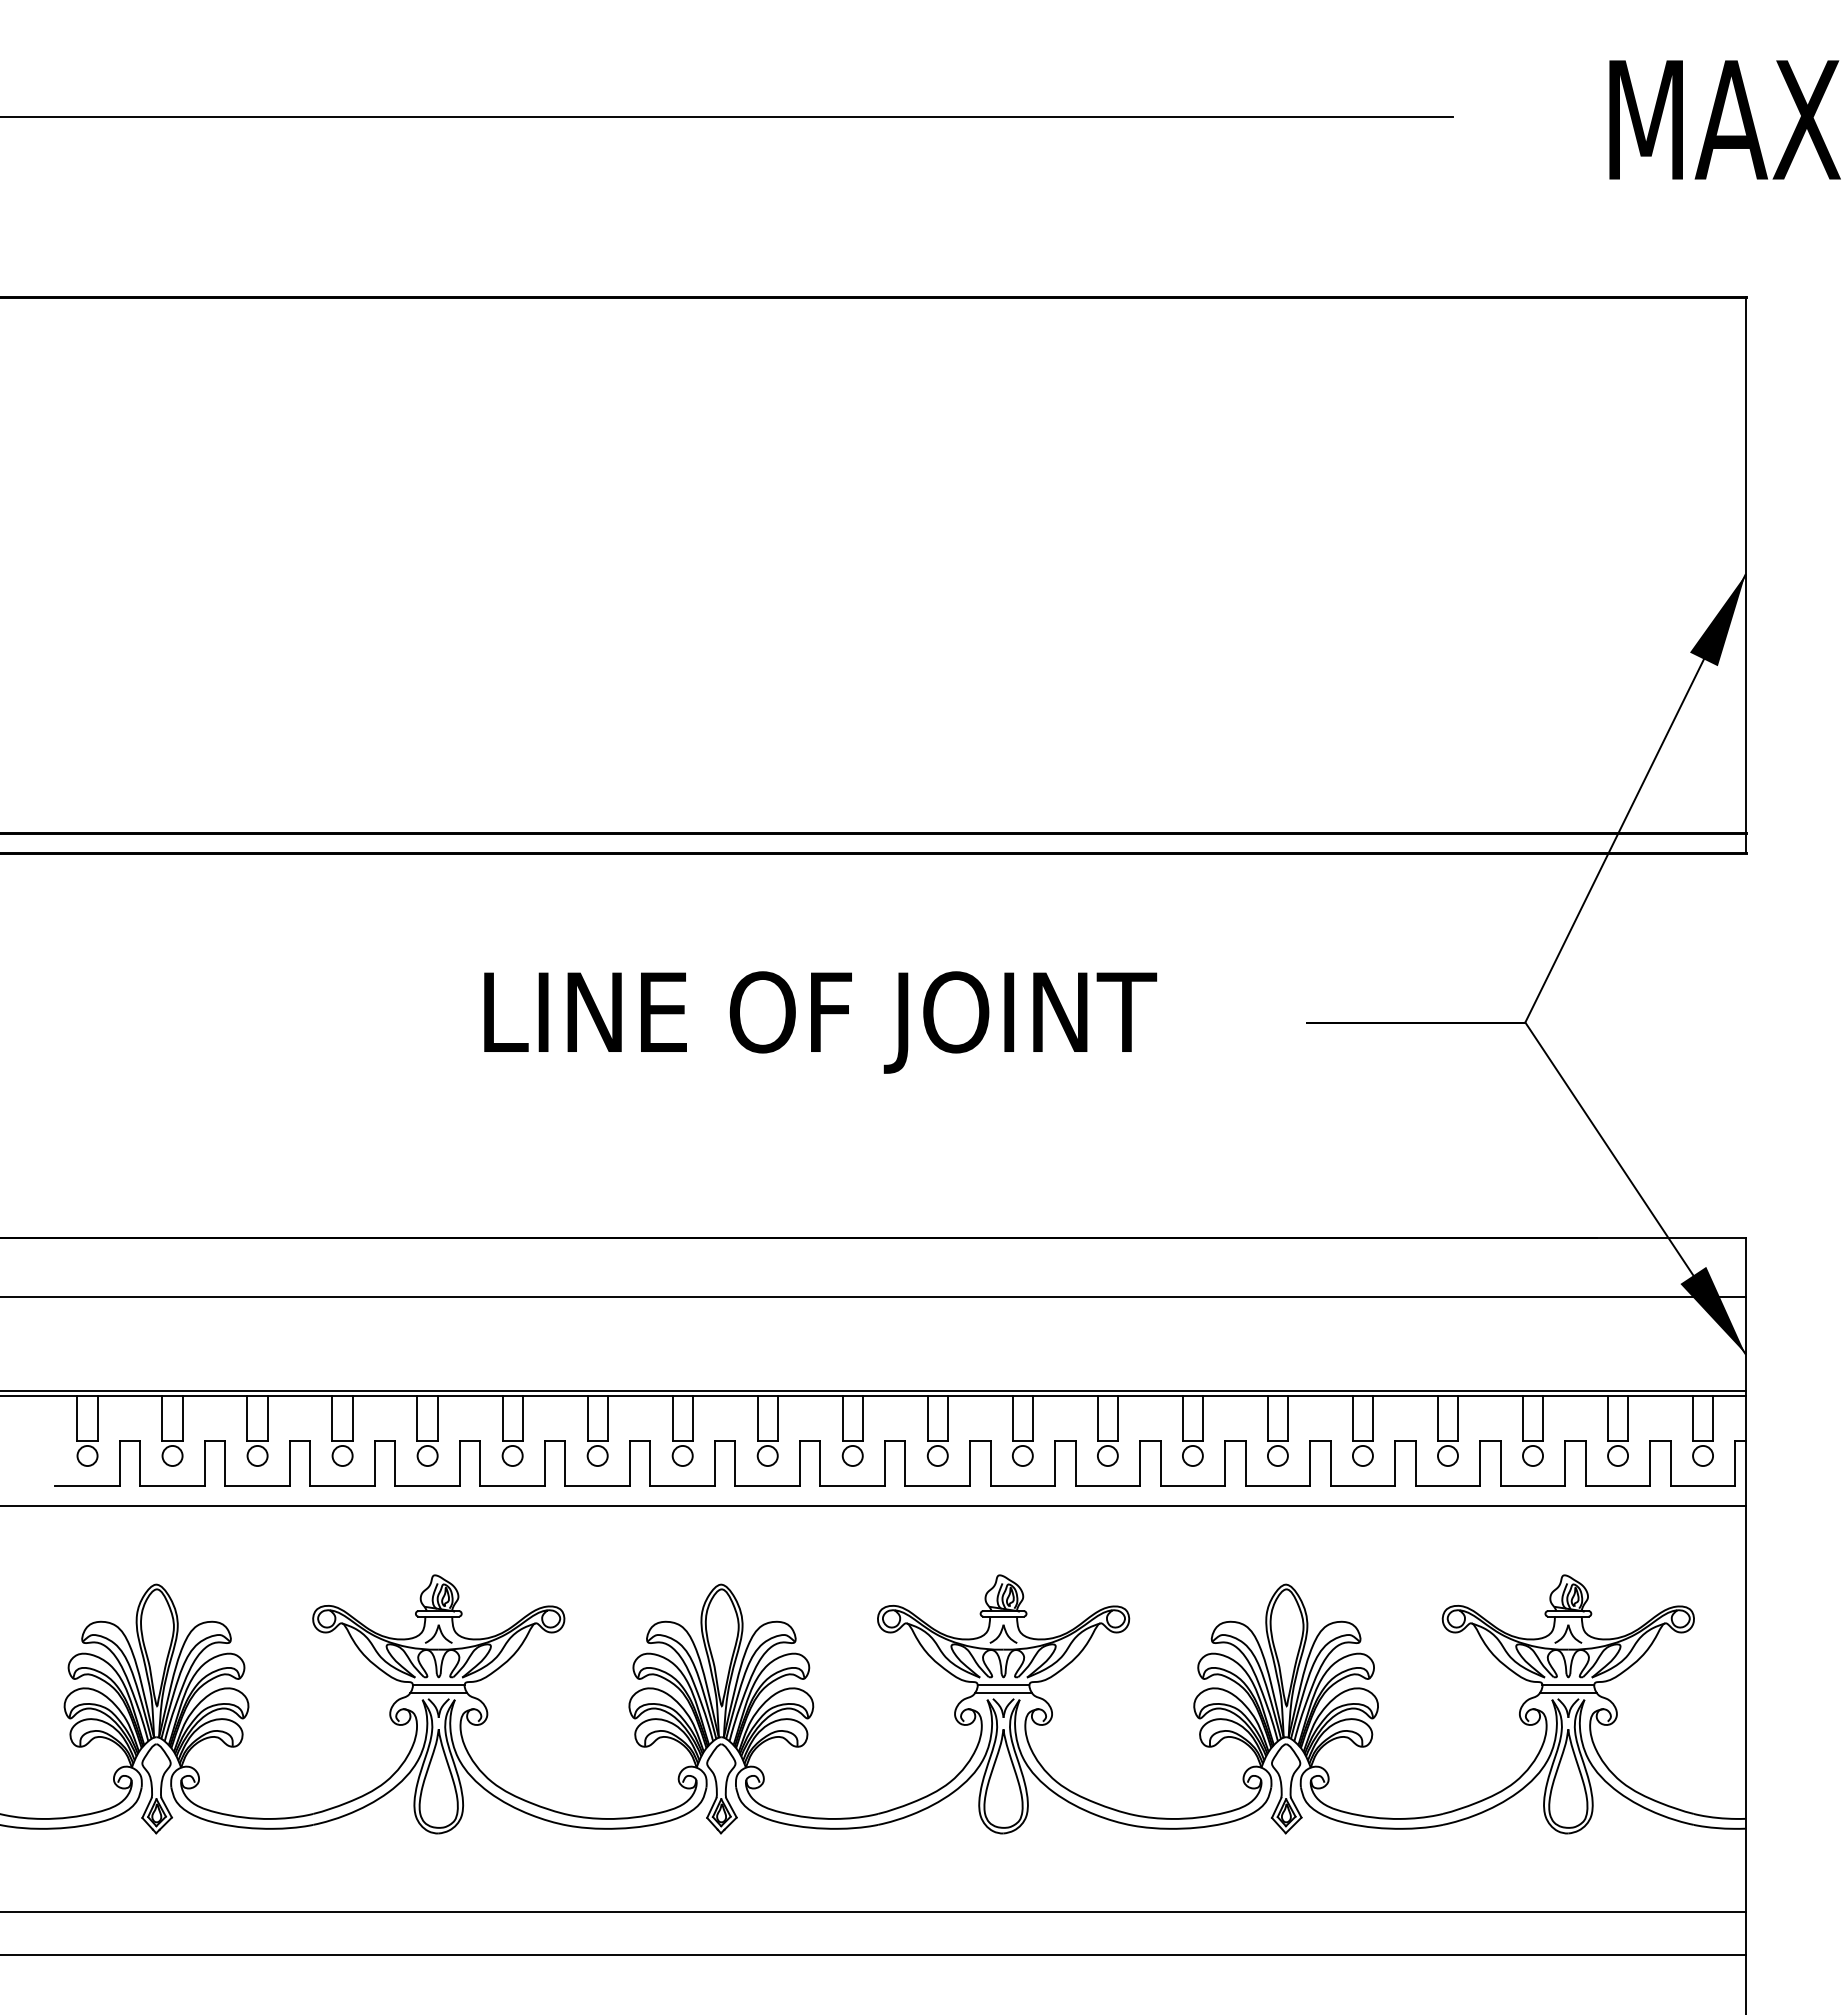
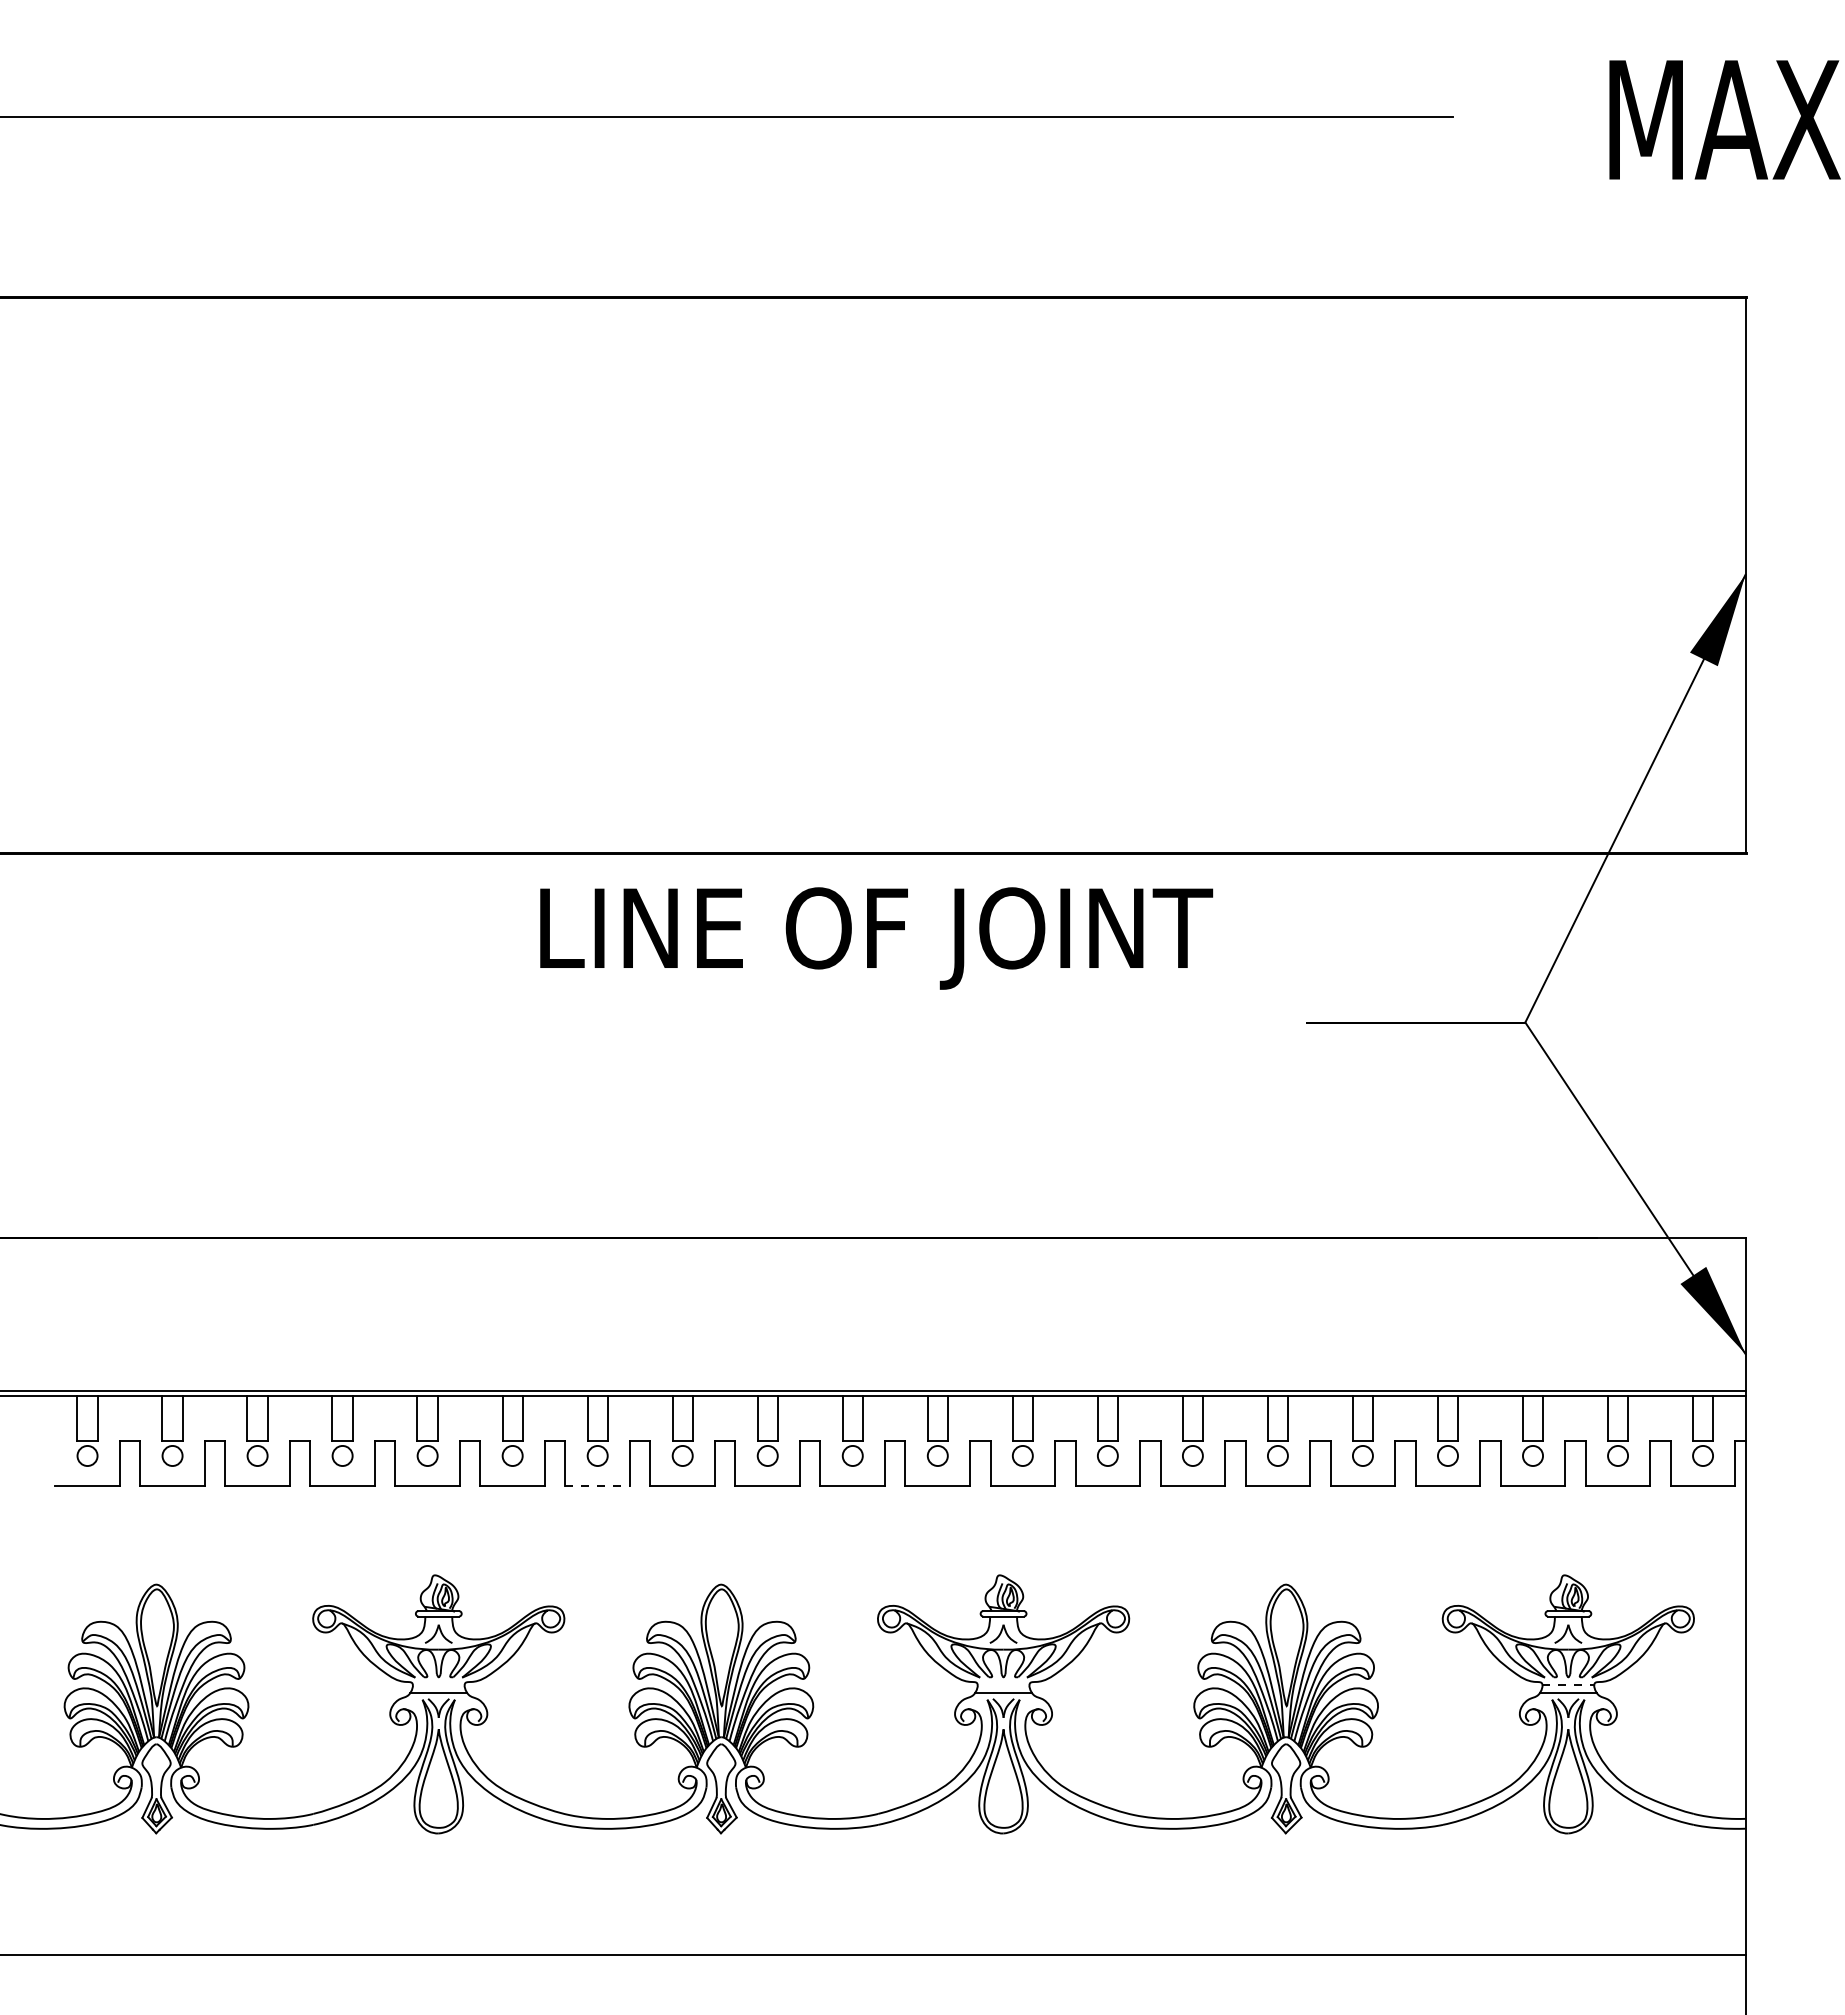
line: present -> none (873, 832)
text position: (820, 1022) -> (876, 938) (876, 938)
line: present -> none (873, 1297)
line: solid -> dashed (598, 1485)
line: present -> none (873, 1505)
line: present -> none (438, 1684)
line: present -> none (1003, 1684)
line: solid -> dashed (1568, 1684)
line: present -> none (873, 1912)
